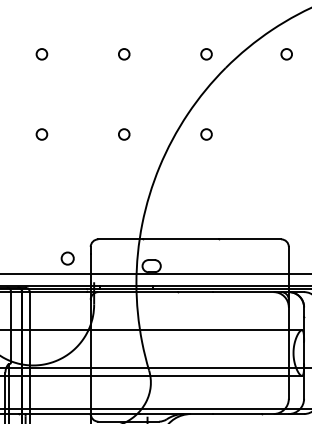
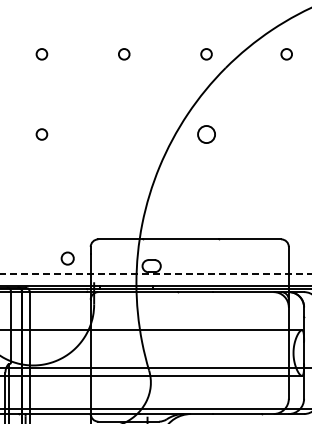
circle: present -> none (124, 134)
circle size: 13x13 px -> 19x19 px (206, 134)
line: solid -> dashed (155, 273)
